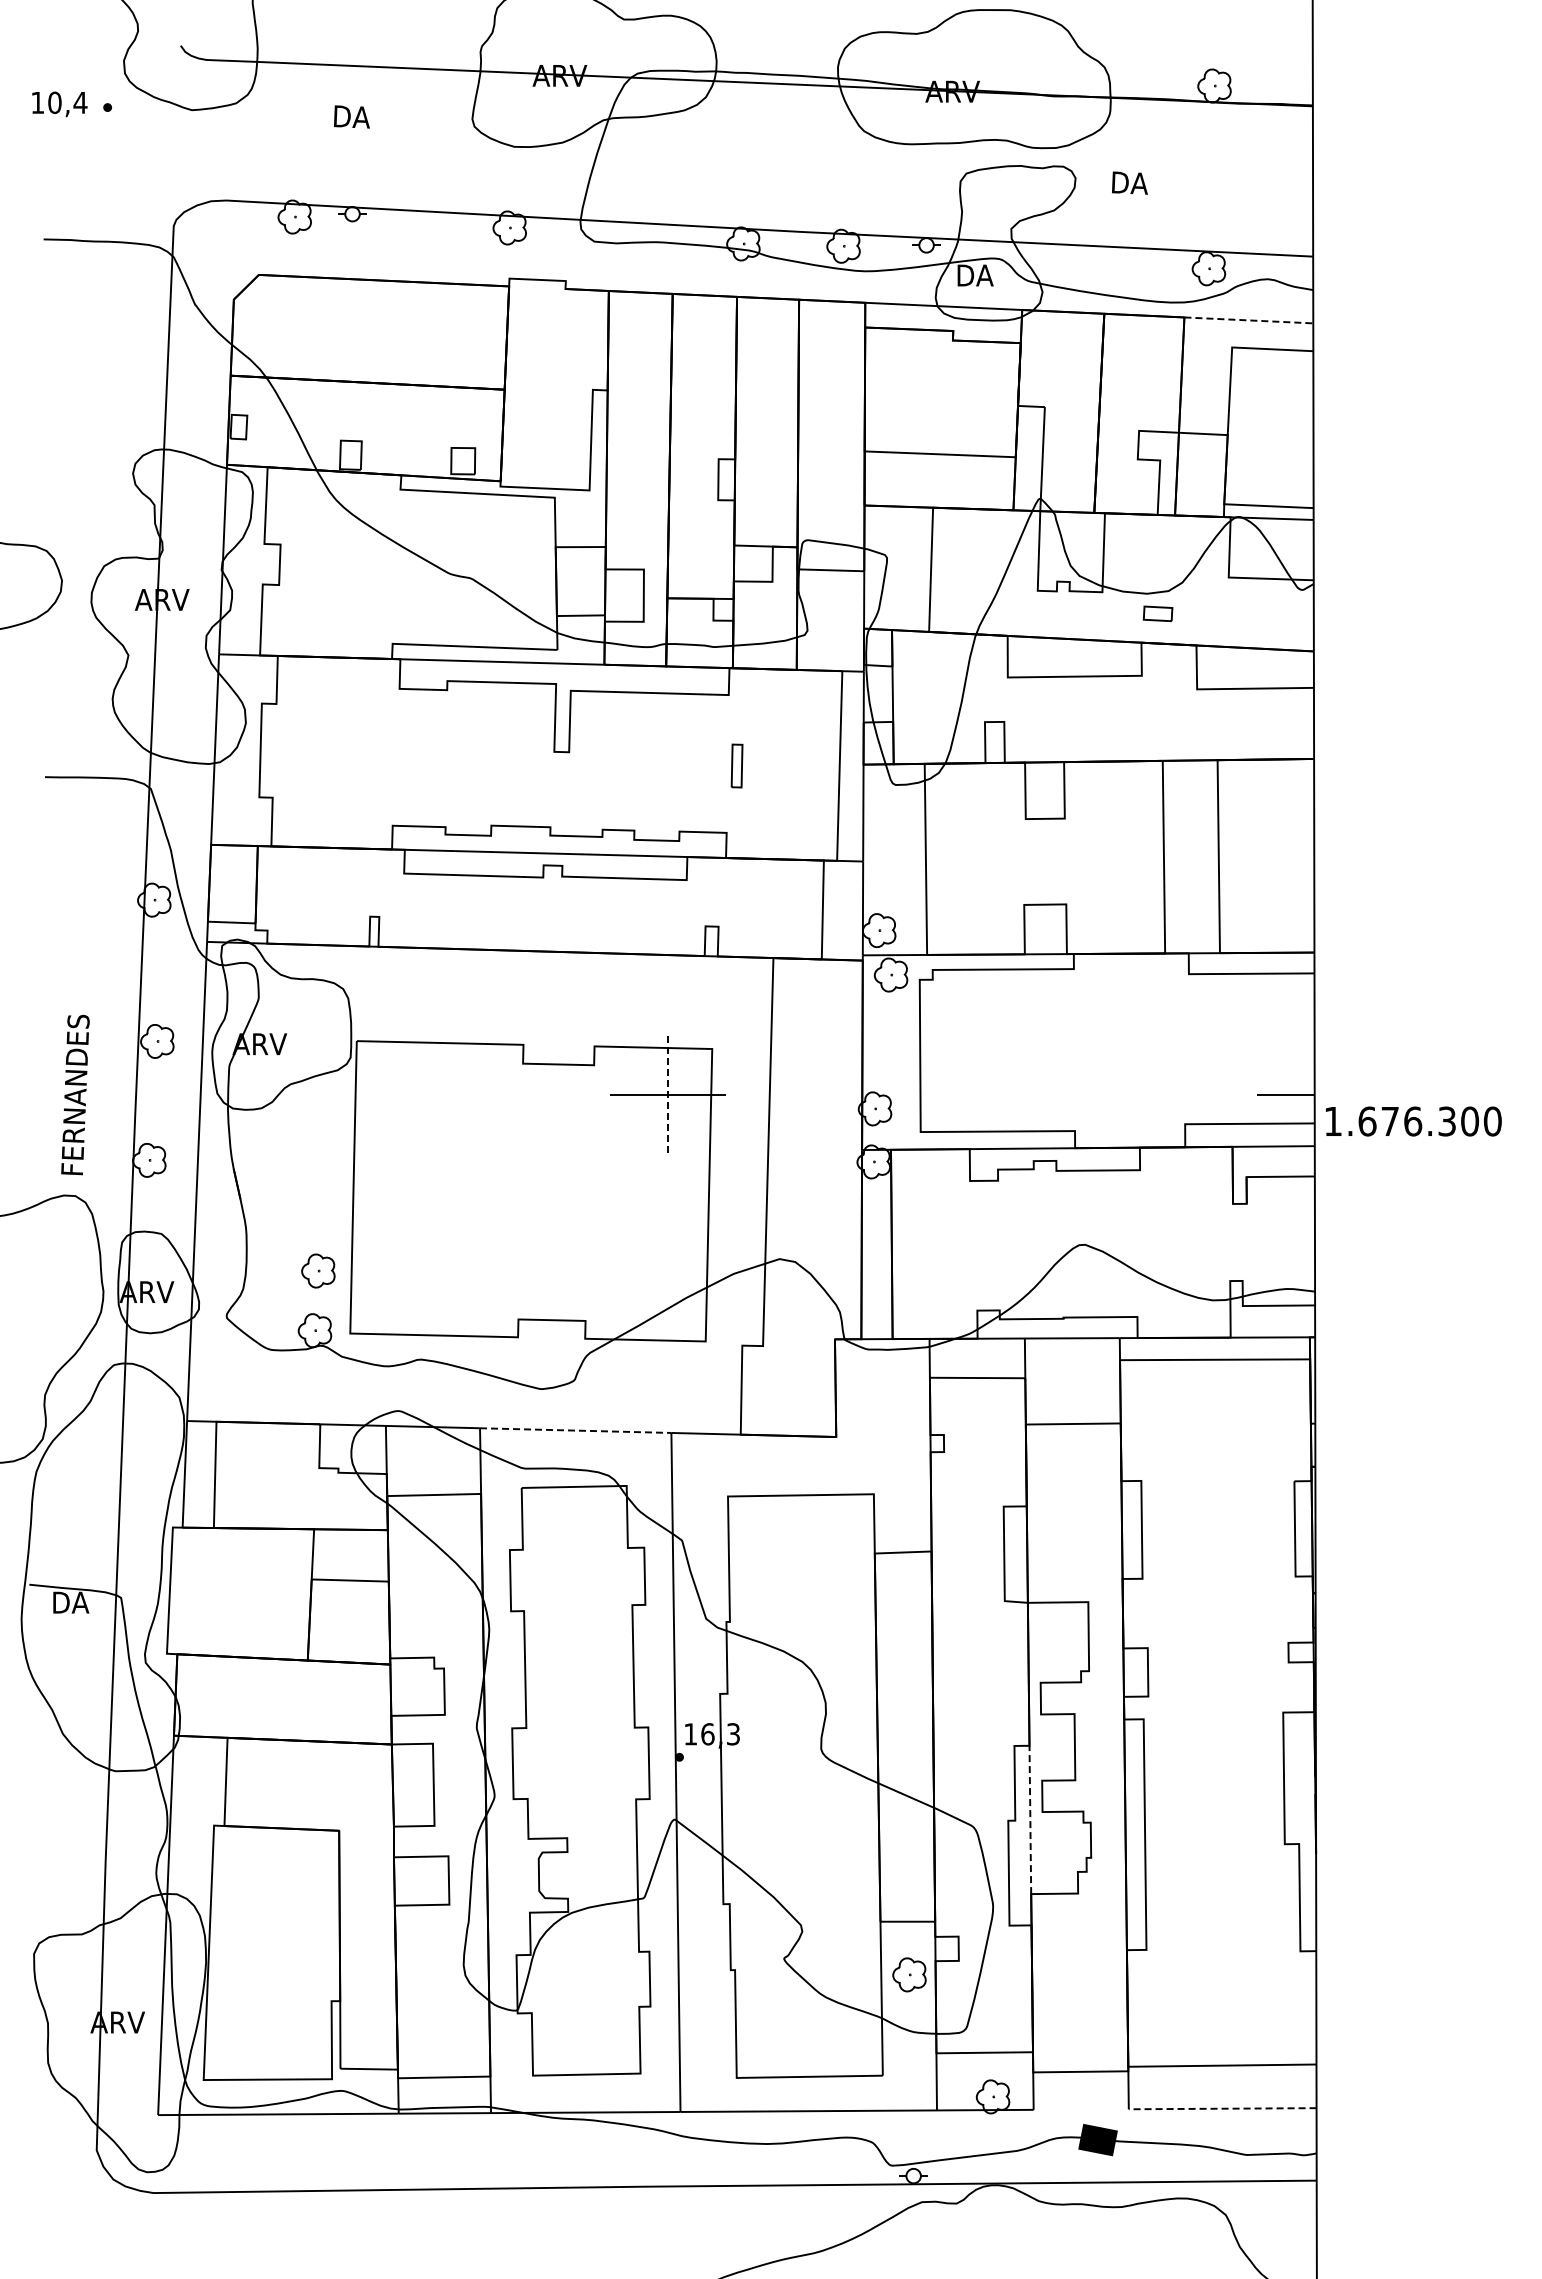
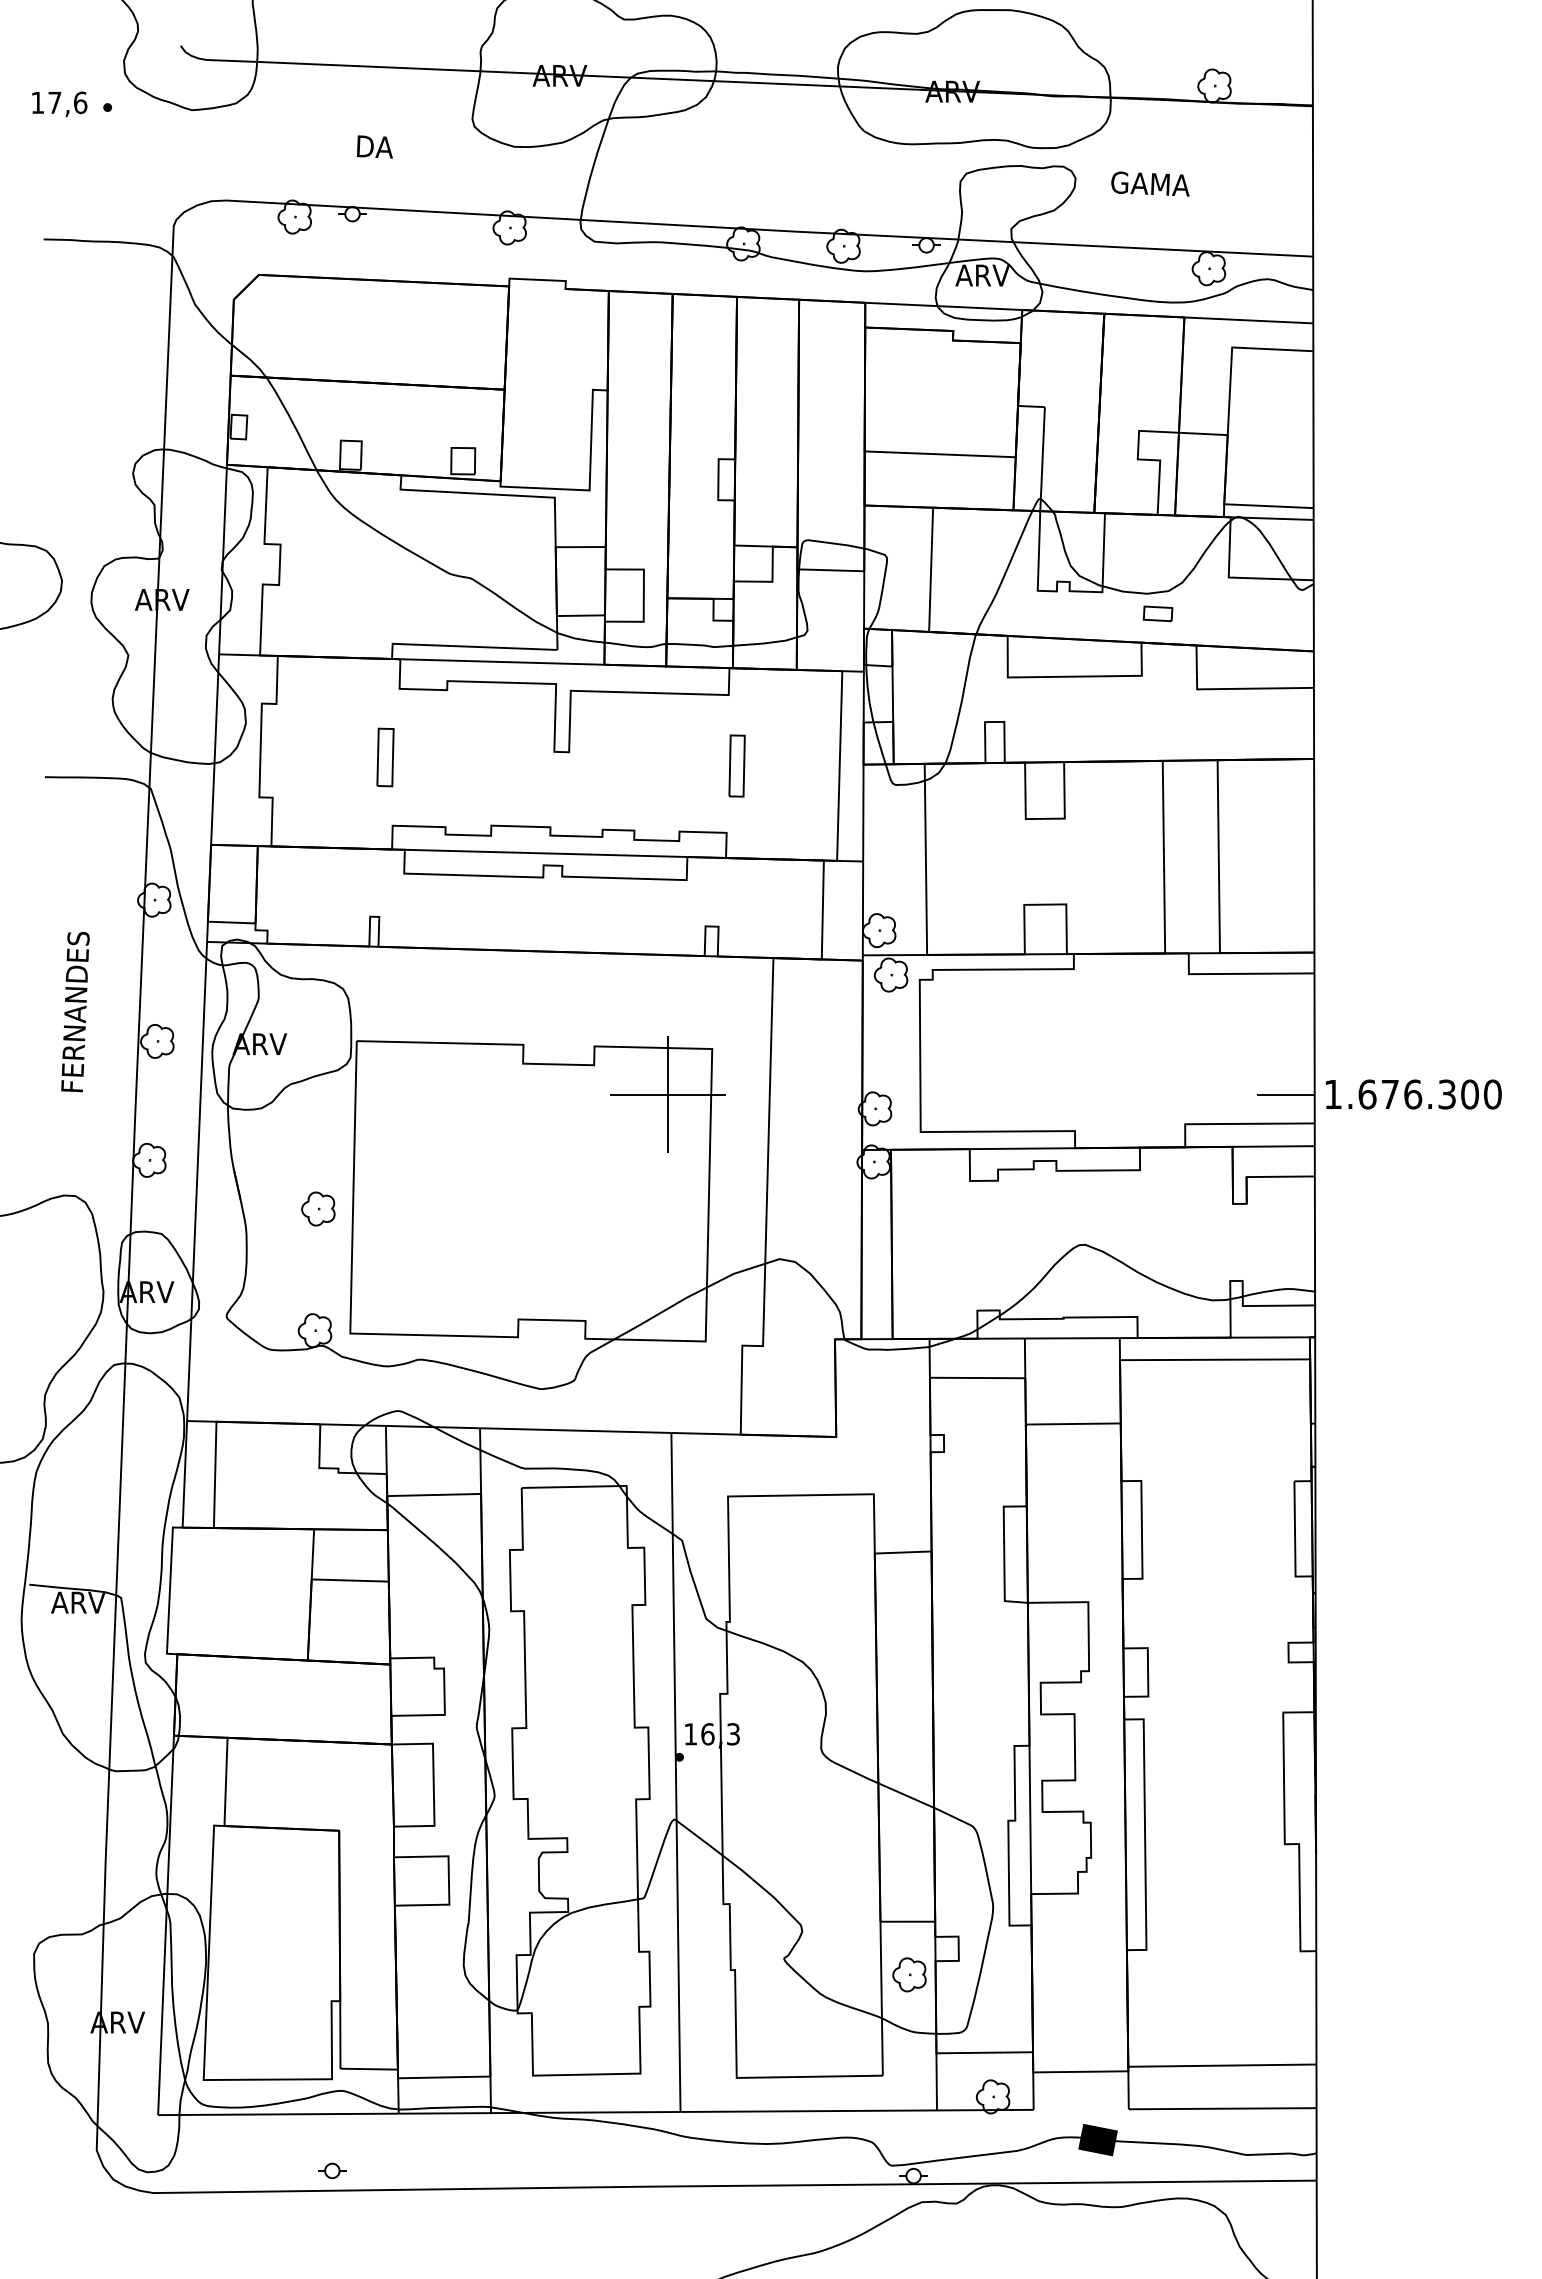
text: 10,4 -> 17,6 (67, 102)
text position: (351, 116) -> (374, 146) (374, 146)
text: DA -> GAMA (1150, 183)
text: DA -> ARV (982, 275)
line: dashed -> solid (1248, 320)
part: none -> present (385, 757)
part size: 14x46 px -> 18x64 px (736, 765)
text position: (75, 1094) -> (75, 1011) (75, 1011)
line: dashed -> solid (668, 1095)
text position: (1413, 1121) -> (1413, 1094) (1413, 1094)
part position: (318, 1270) -> (318, 1208) (318, 1208)
line: dashed -> solid (575, 1430)
text: DA -> ARV (78, 1602)
line: dashed -> solid (1030, 1819)
line: dashed -> solid (1222, 2108)
part: none -> present (332, 2170)
